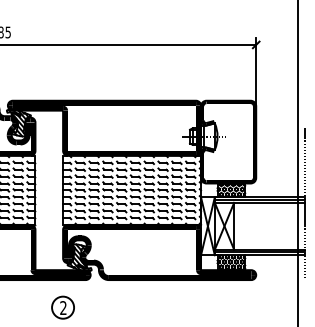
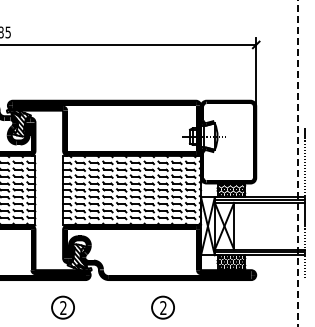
line: solid -> dashed (297, 163)
part: none -> present (162, 307)
